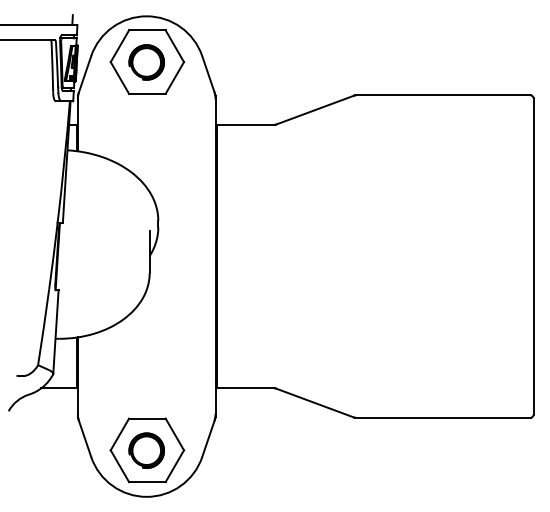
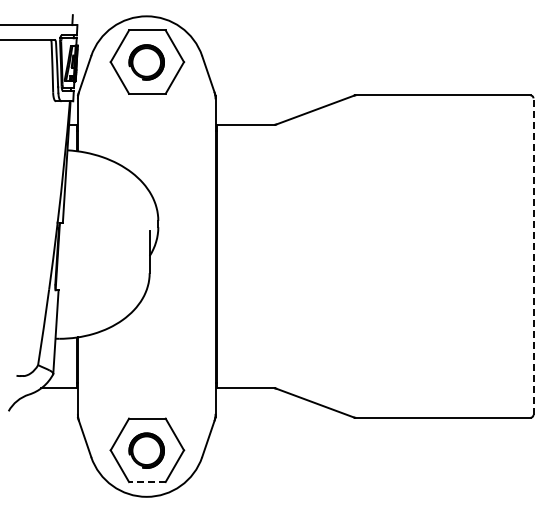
line: solid -> dashed (533, 256)
line: solid -> dashed (146, 482)
